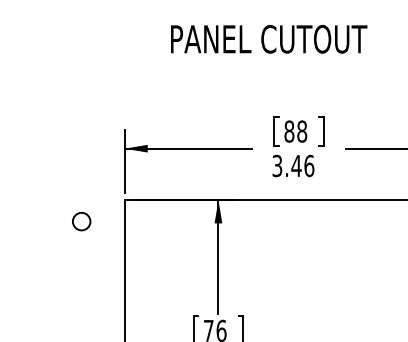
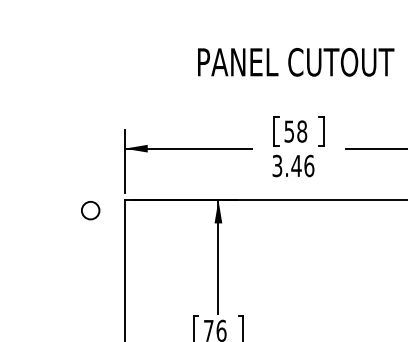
text position: (269, 39) -> (296, 62) (296, 62)
text: 88 -> 58 (289, 131)
circle position: (81, 221) -> (90, 210) (90, 210)
